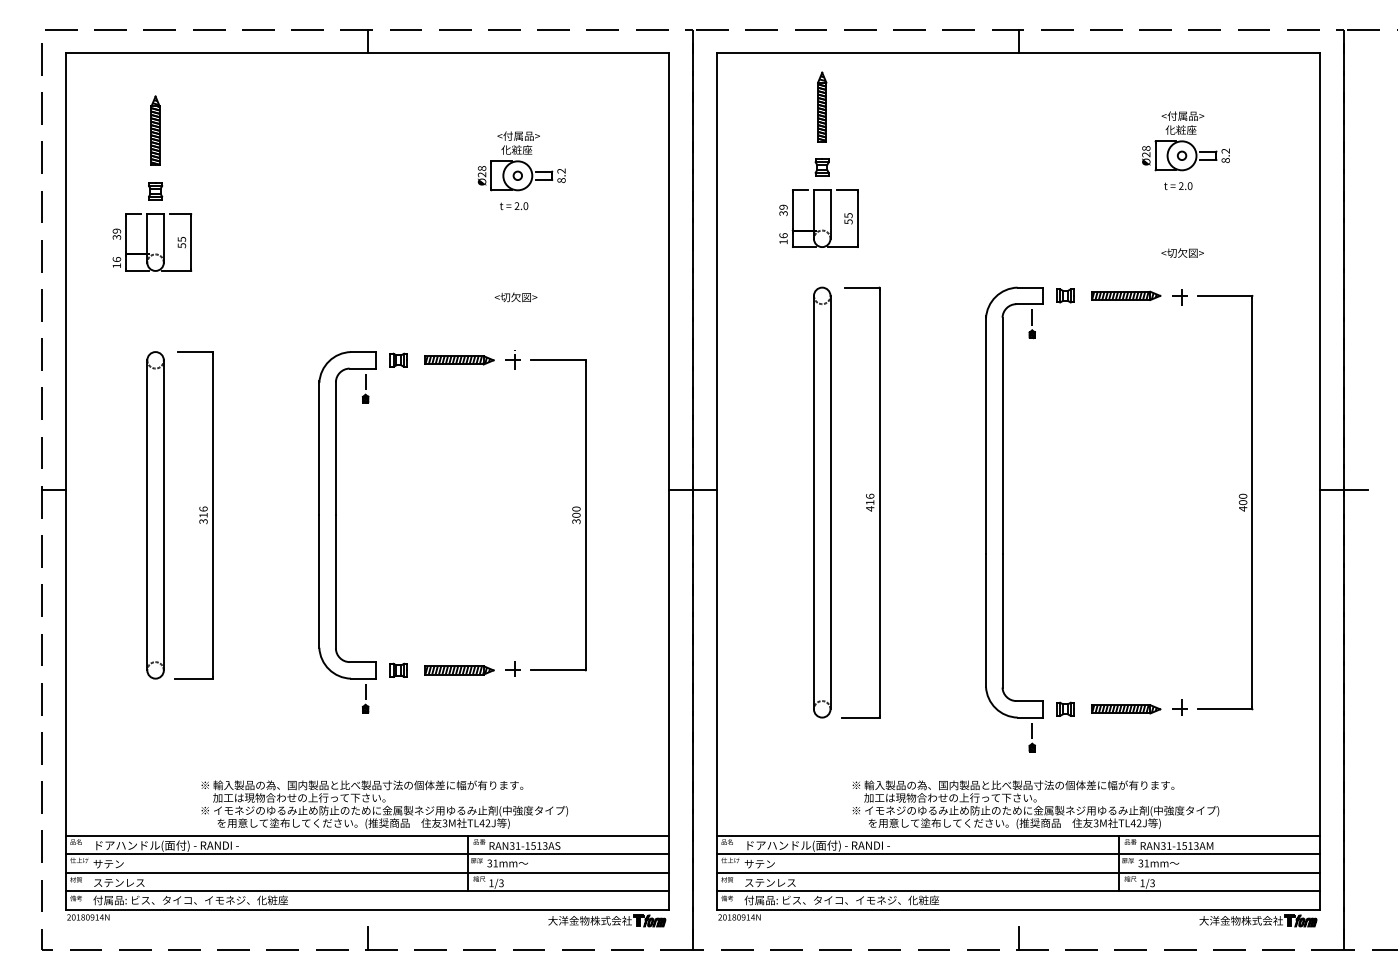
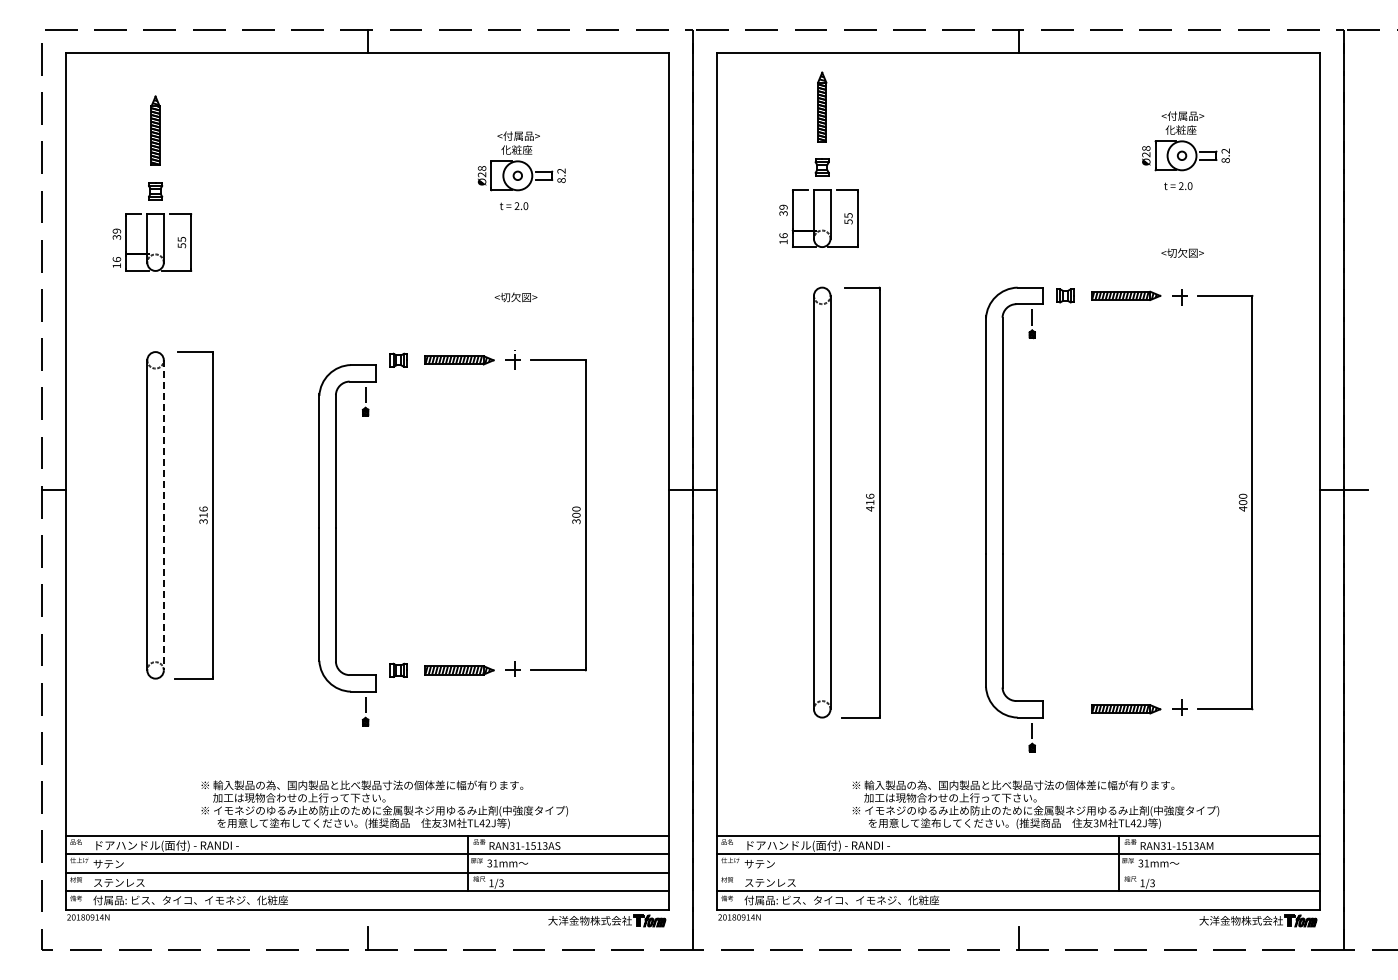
line: solid -> dashed (163, 515)
part position: (336, 532) -> (336, 545) (336, 545)
part: present -> none (1065, 708)
line: present -> none (1018, 872)
